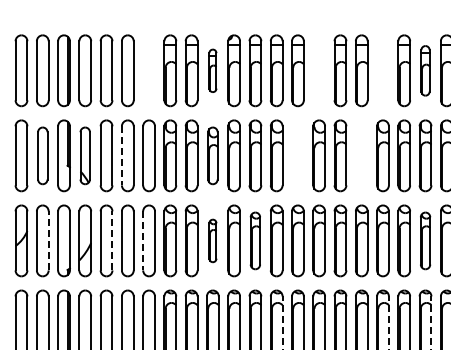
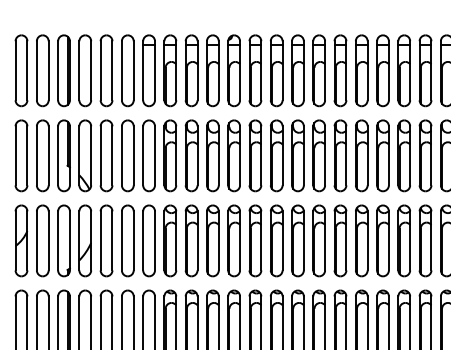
part: none -> present (148, 70)
part size: 10x45 px -> 14x74 px (212, 70)
part: none -> present (318, 70)
part: none -> present (382, 70)
part size: 11x52 px -> 15x74 px (425, 70)
part size: 12x60 px -> 14x74 px (42, 155)
part size: 12x60 px -> 14x74 px (84, 155)
line: dashed -> solid (121, 155)
part size: 12x60 px -> 14x74 px (212, 155)
part: none -> present (297, 155)
part: none -> present (361, 155)
line: dashed -> solid (48, 240)
line: dashed -> solid (112, 240)
line: dashed -> solid (143, 240)
part size: 10x46 px -> 14x74 px (212, 240)
part size: 12x60 px -> 15x74 px (255, 240)
part size: 12x60 px -> 15x74 px (425, 240)
line: dashed -> solid (282, 323)
line: dashed -> solid (388, 323)
line: dashed -> solid (431, 323)
